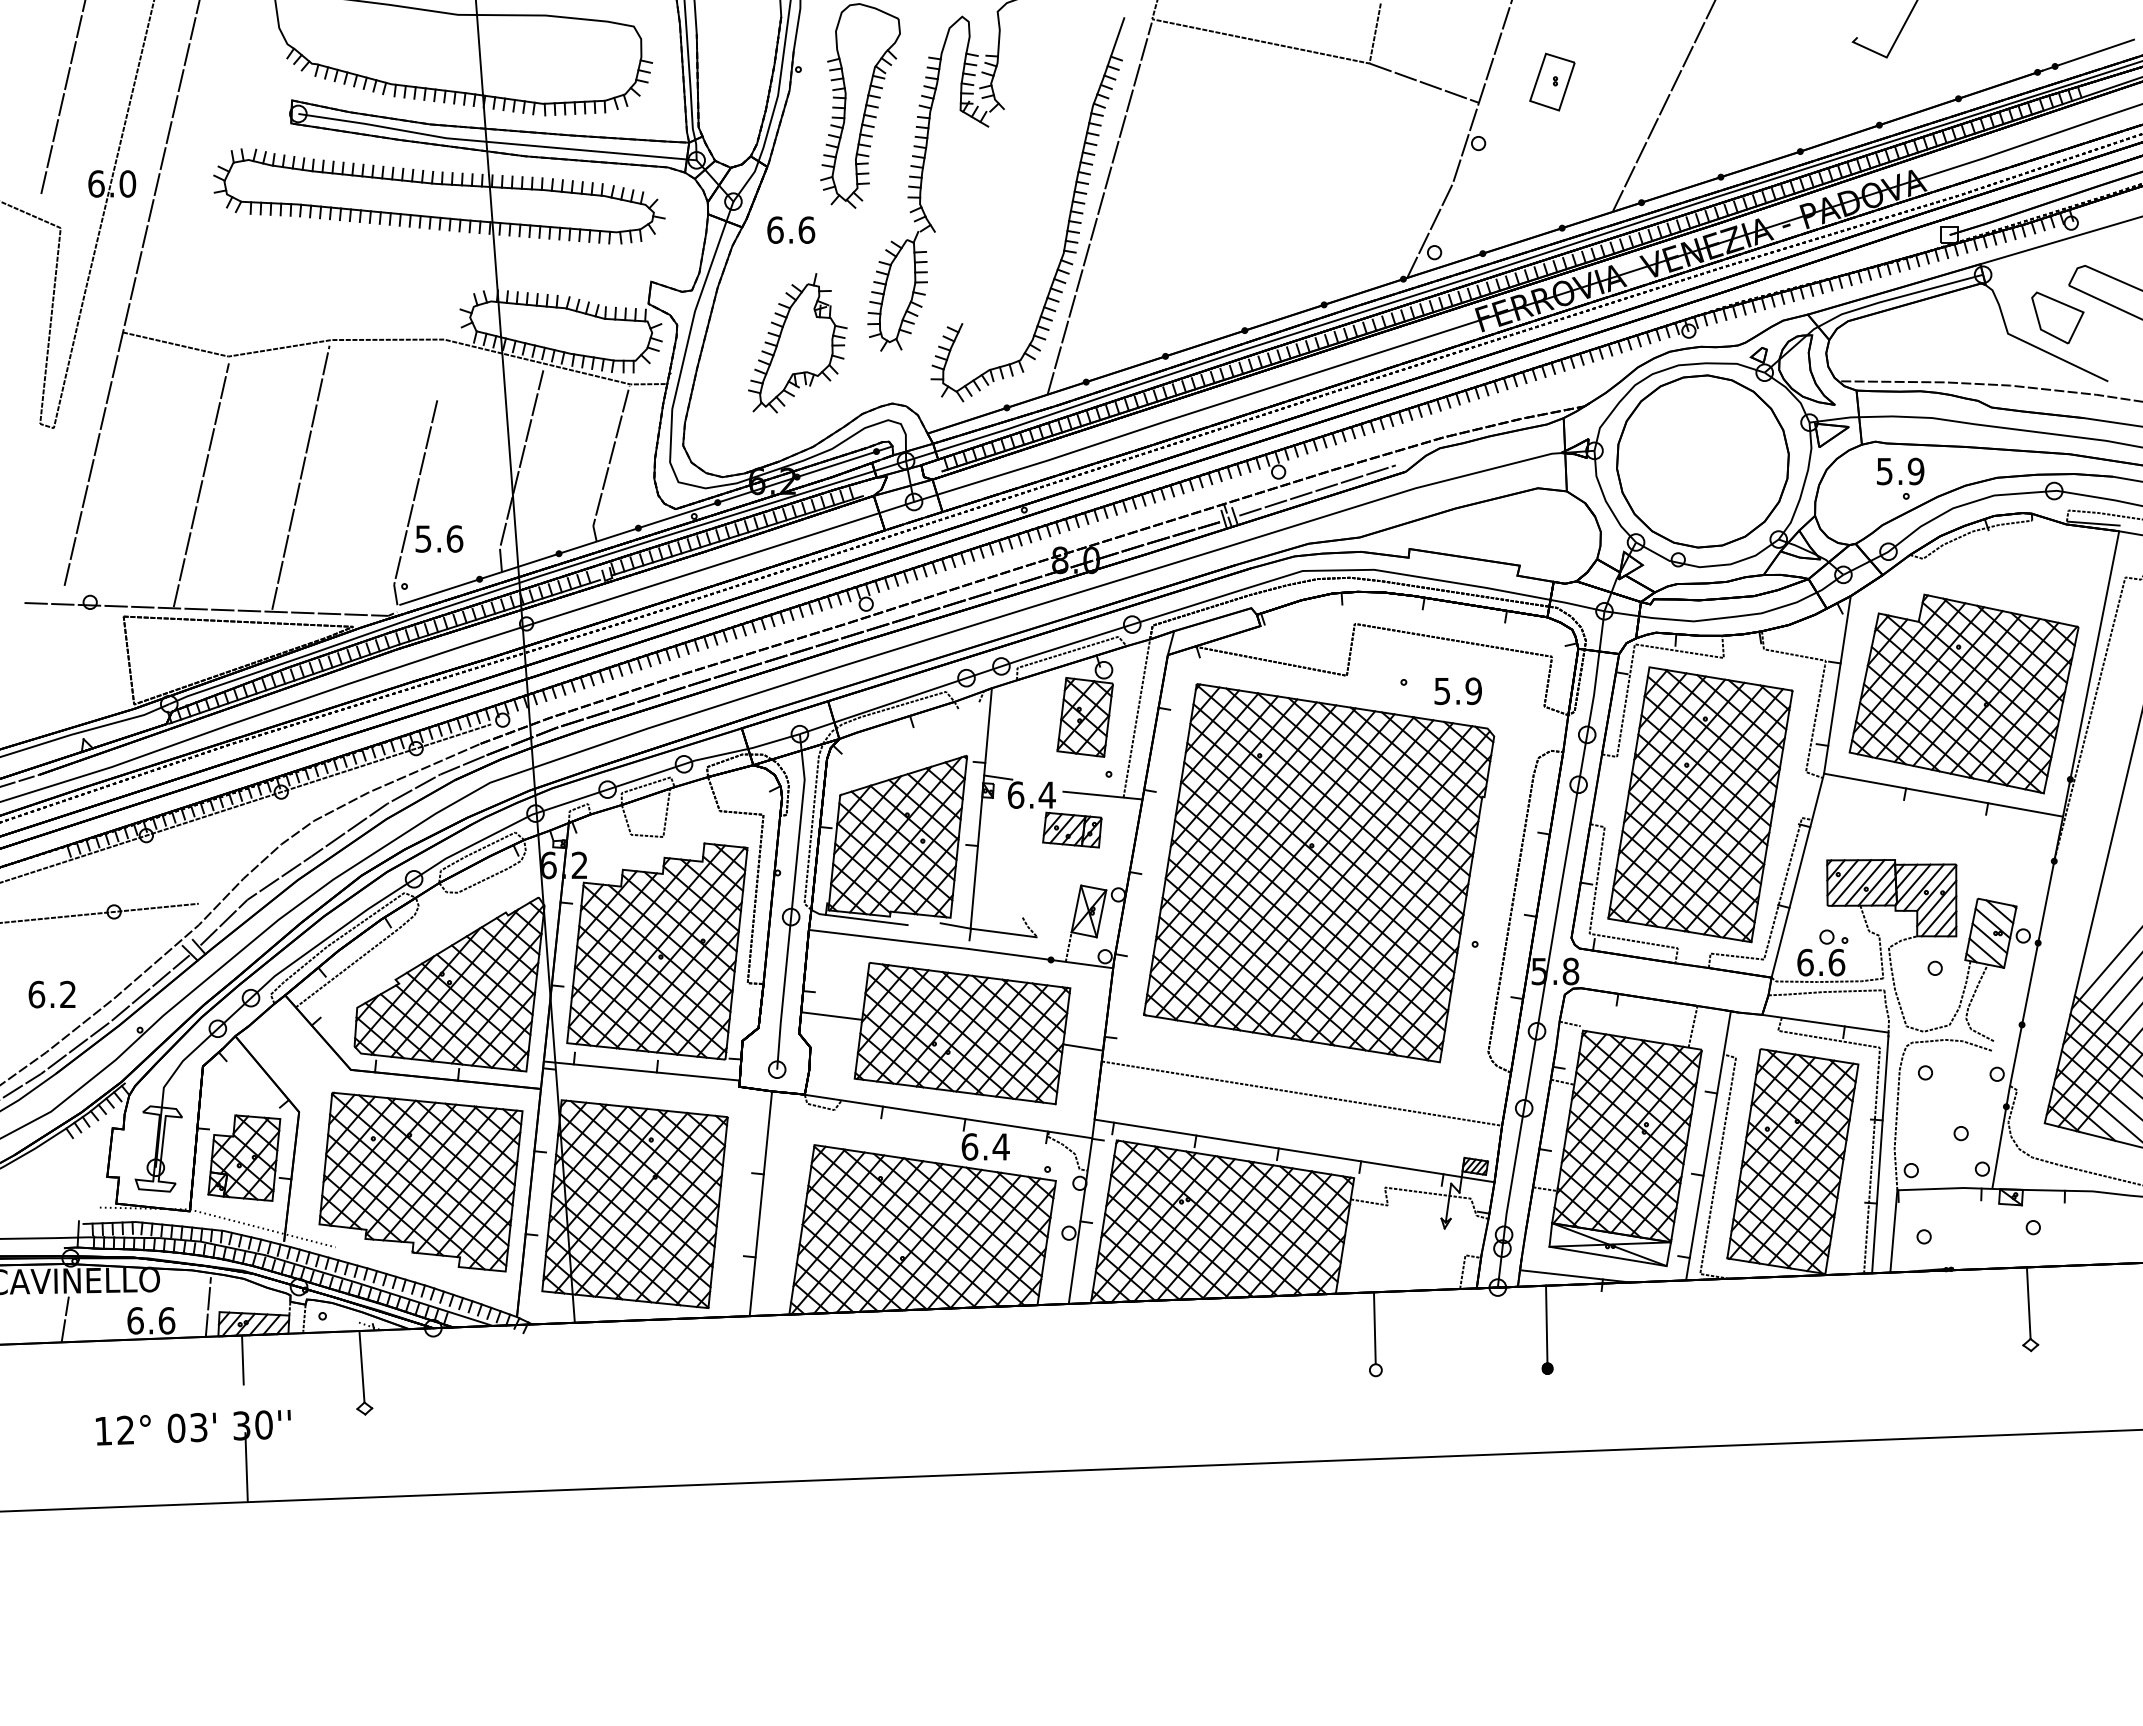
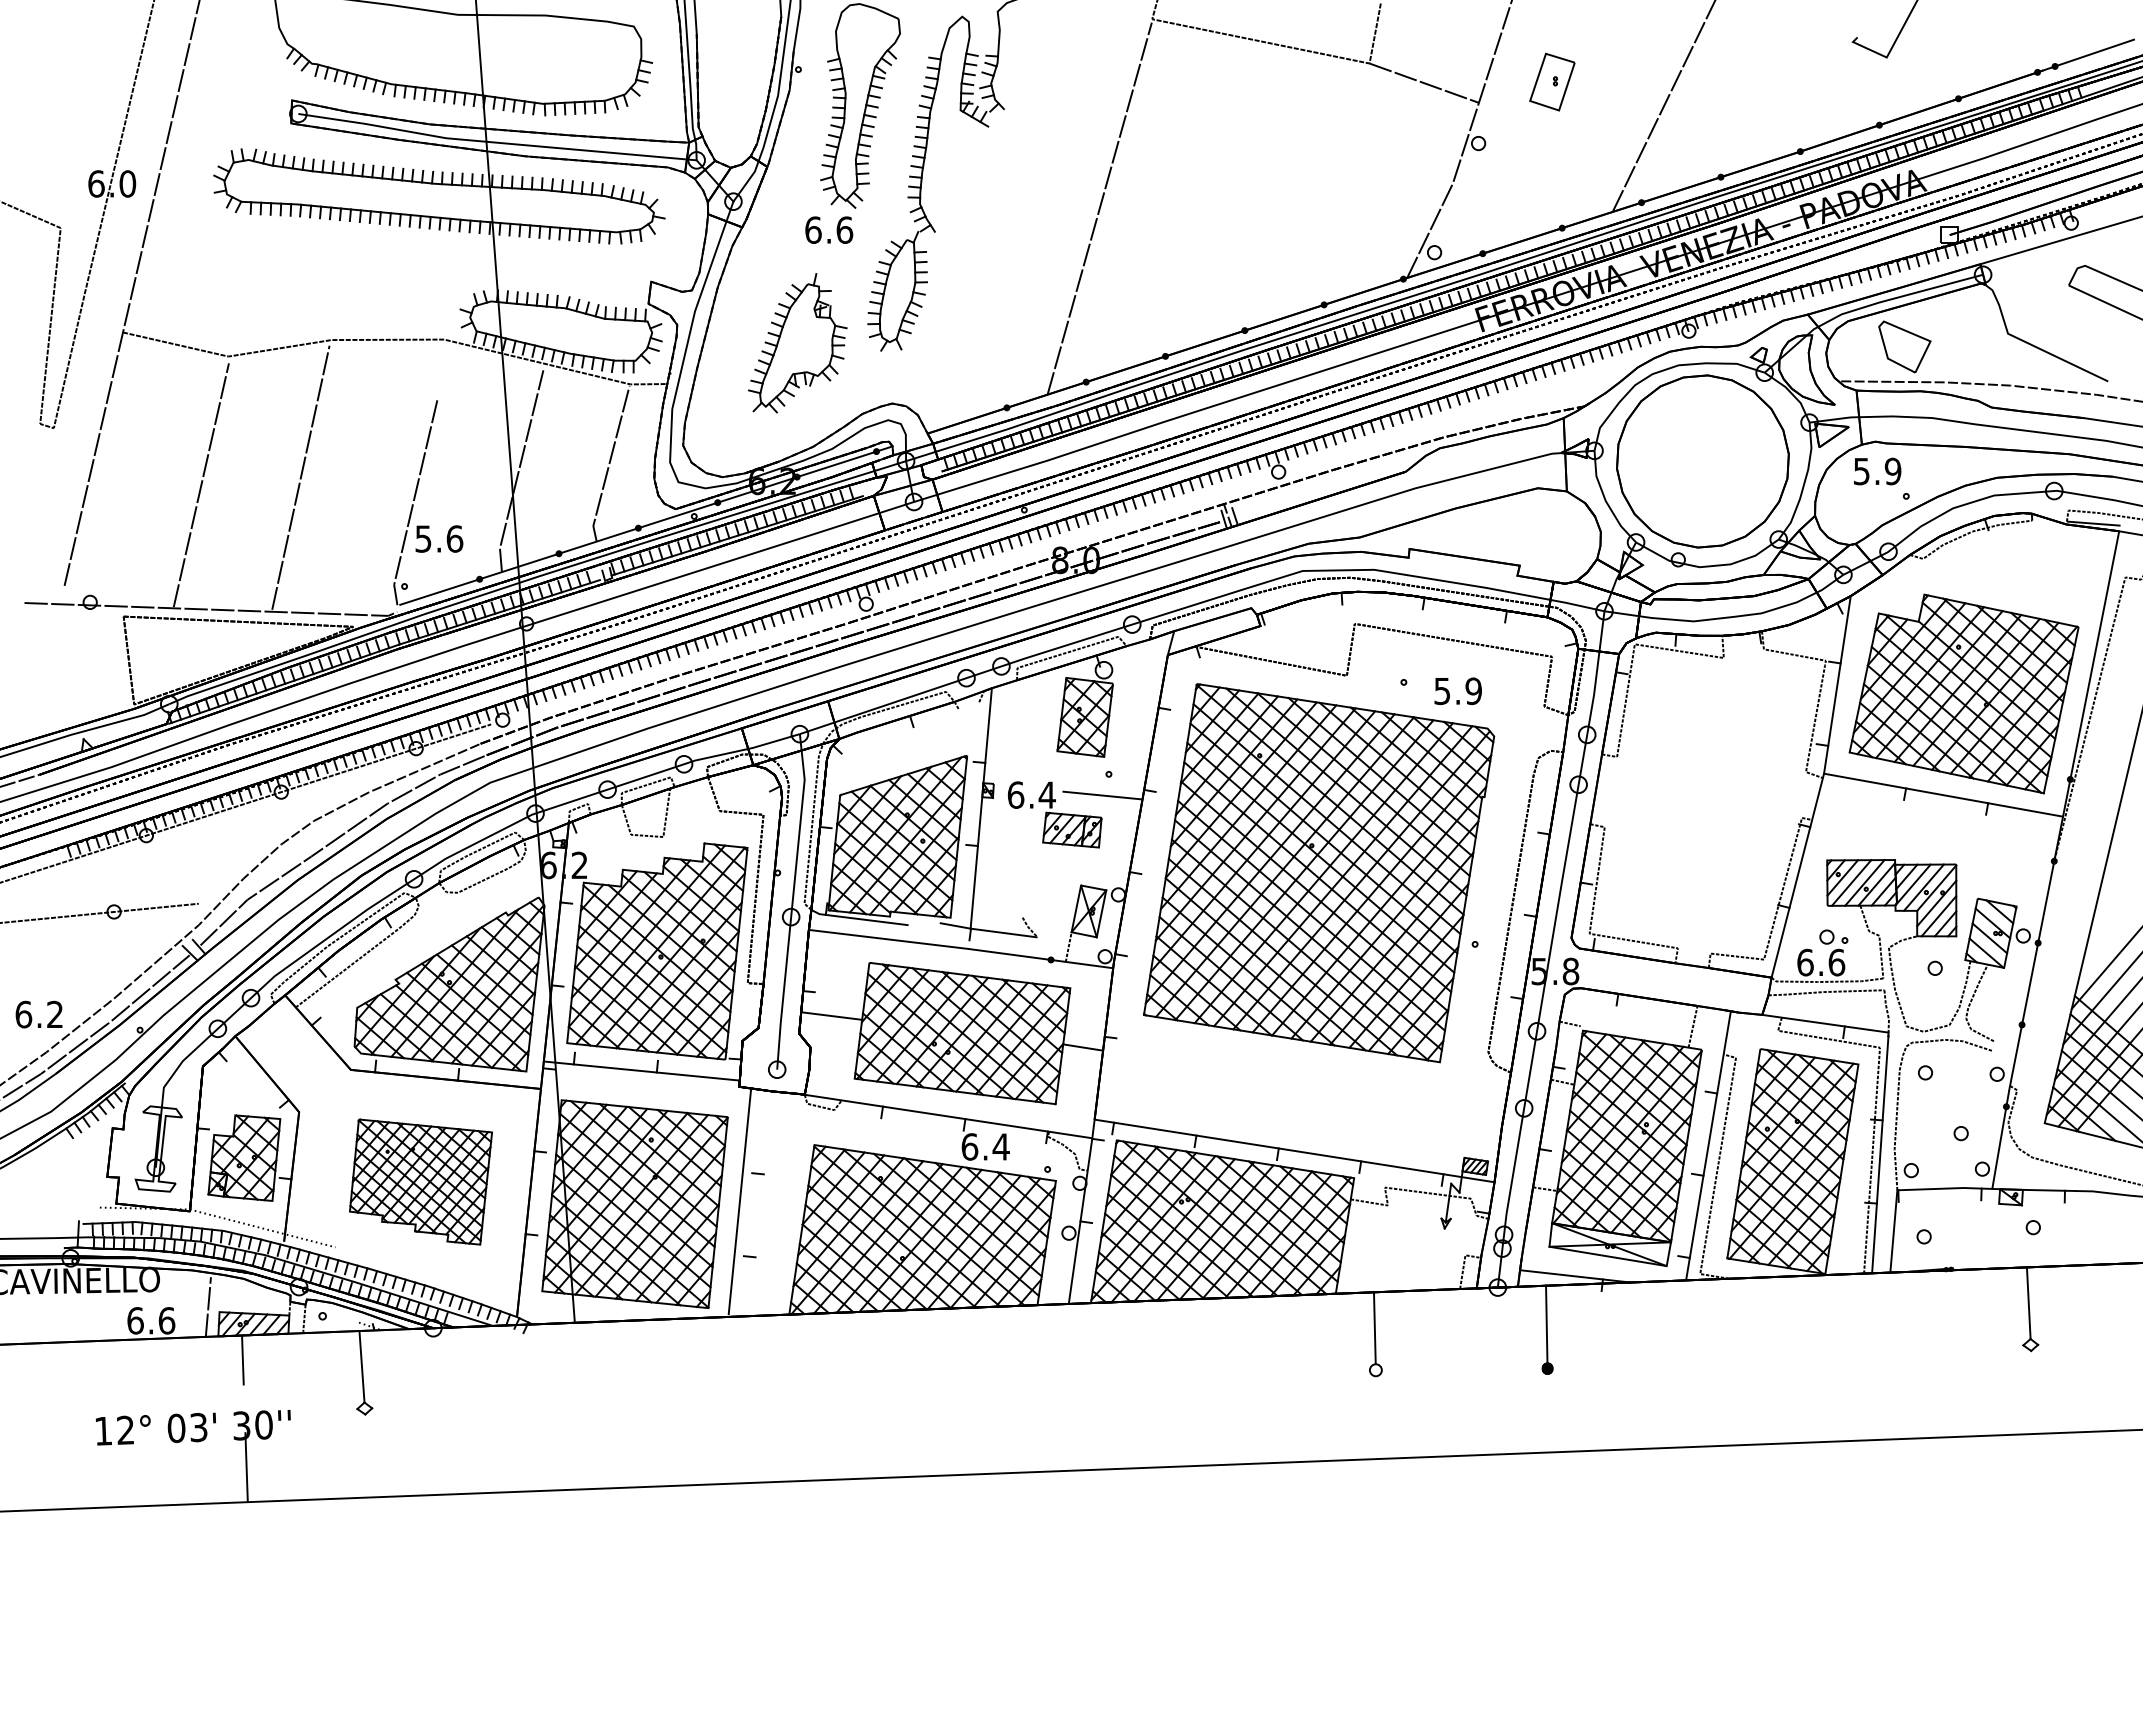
line: present -> none (62, 98)
part: present -> none (1068, 217)
text position: (791, 229) -> (829, 229) (829, 229)
part position: (2057, 317) -> (1904, 346) (1904, 346)
text position: (1900, 471) -> (1877, 471) (1877, 471)
line: present -> none (1317, 490)
line: present -> none (1136, 718)
line: present -> none (998, 777)
part: present -> none (1700, 804)
text position: (51, 994) -> (38, 1014) (38, 1014)
line: present -> none (1301, 1093)
part size: 206x182 px -> 144x128 px (420, 1181)
line position: (760, 1203) -> (739, 1201) (739, 1201)
line: present -> none (64, 1319)
